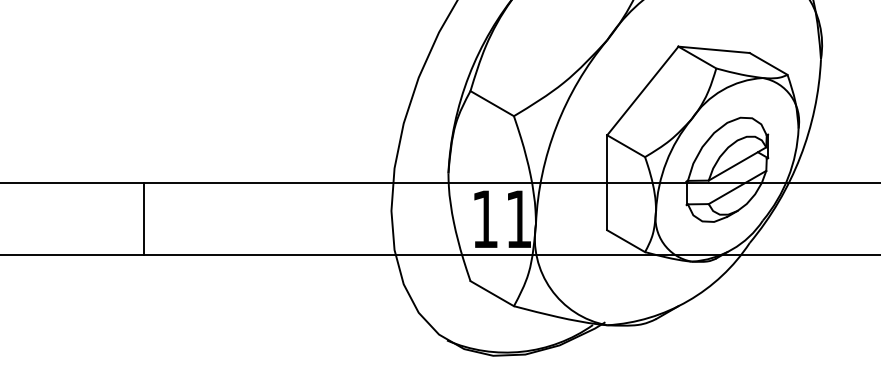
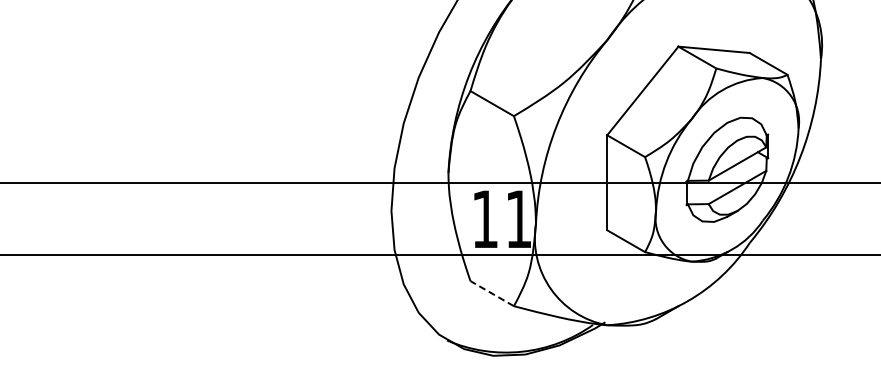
line: present -> none (143, 219)
line: solid -> dashed (491, 293)
